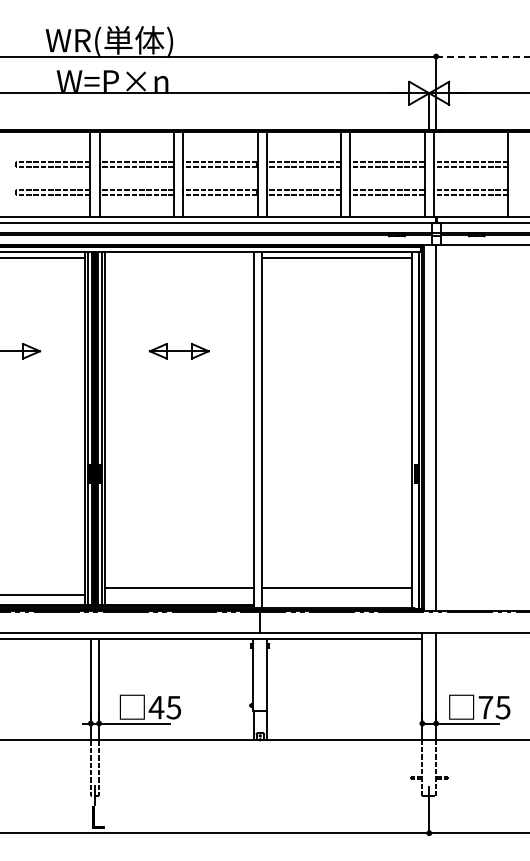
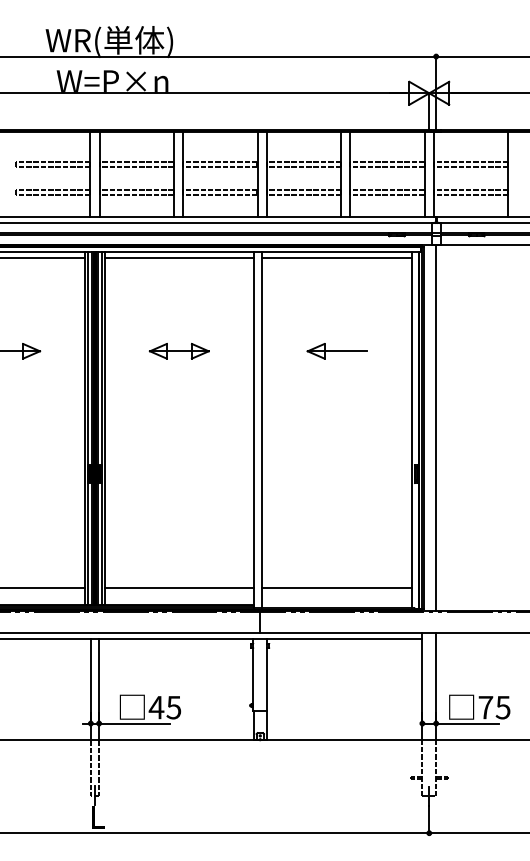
line: dashed -> solid (483, 56)
line: none -> present (179, 258)
part: none -> present (336, 351)
line position: (43, 595) -> (43, 588) (43, 588)
